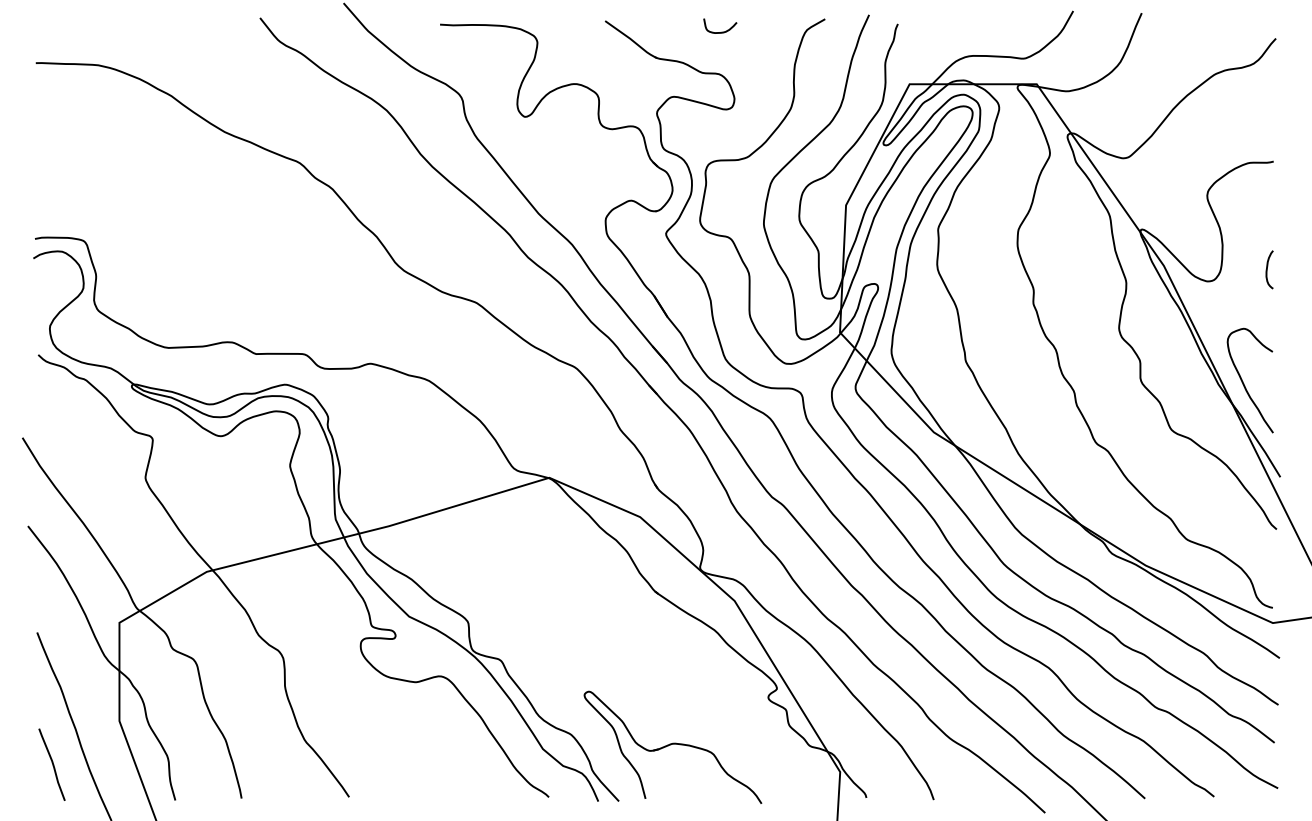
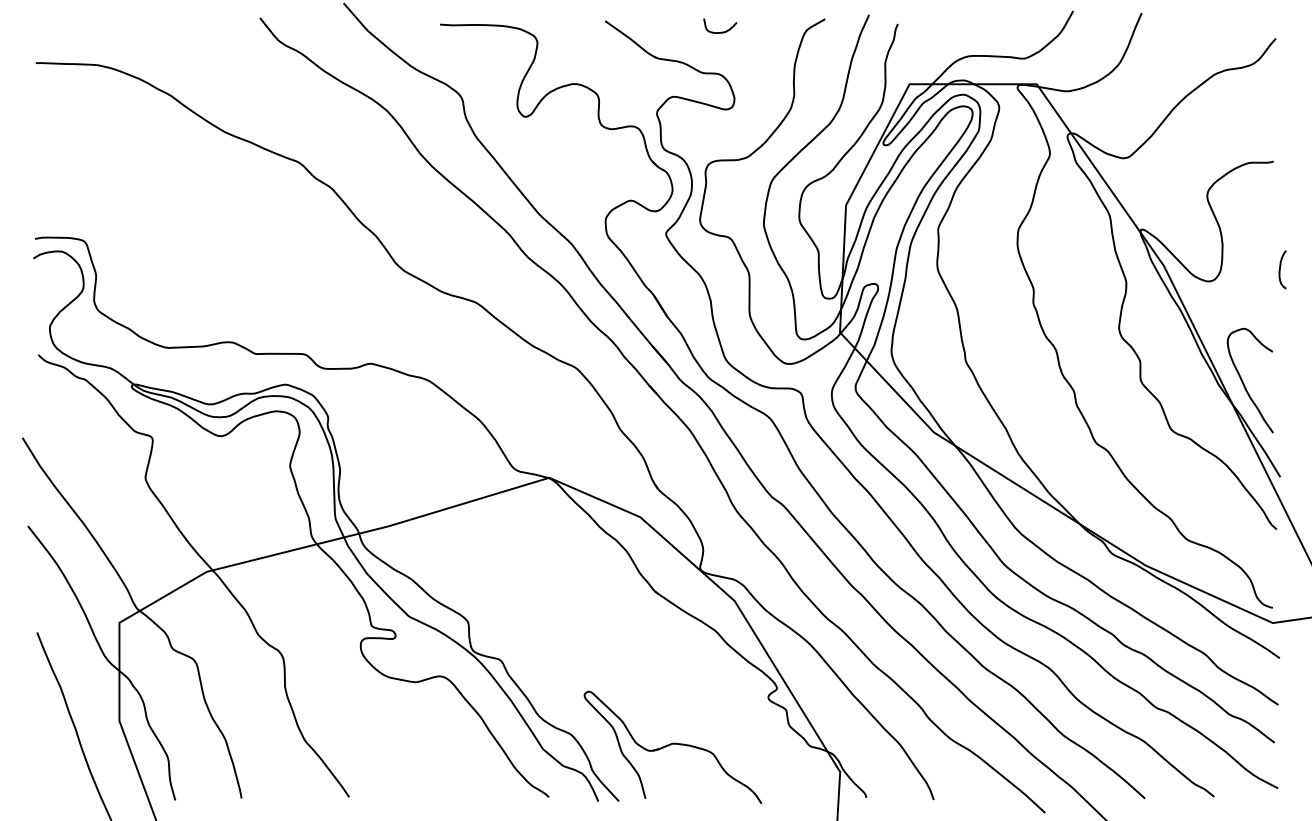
curve position: (1267, 269) -> (1280, 269) (1280, 269)
curve: present -> none (52, 764)
